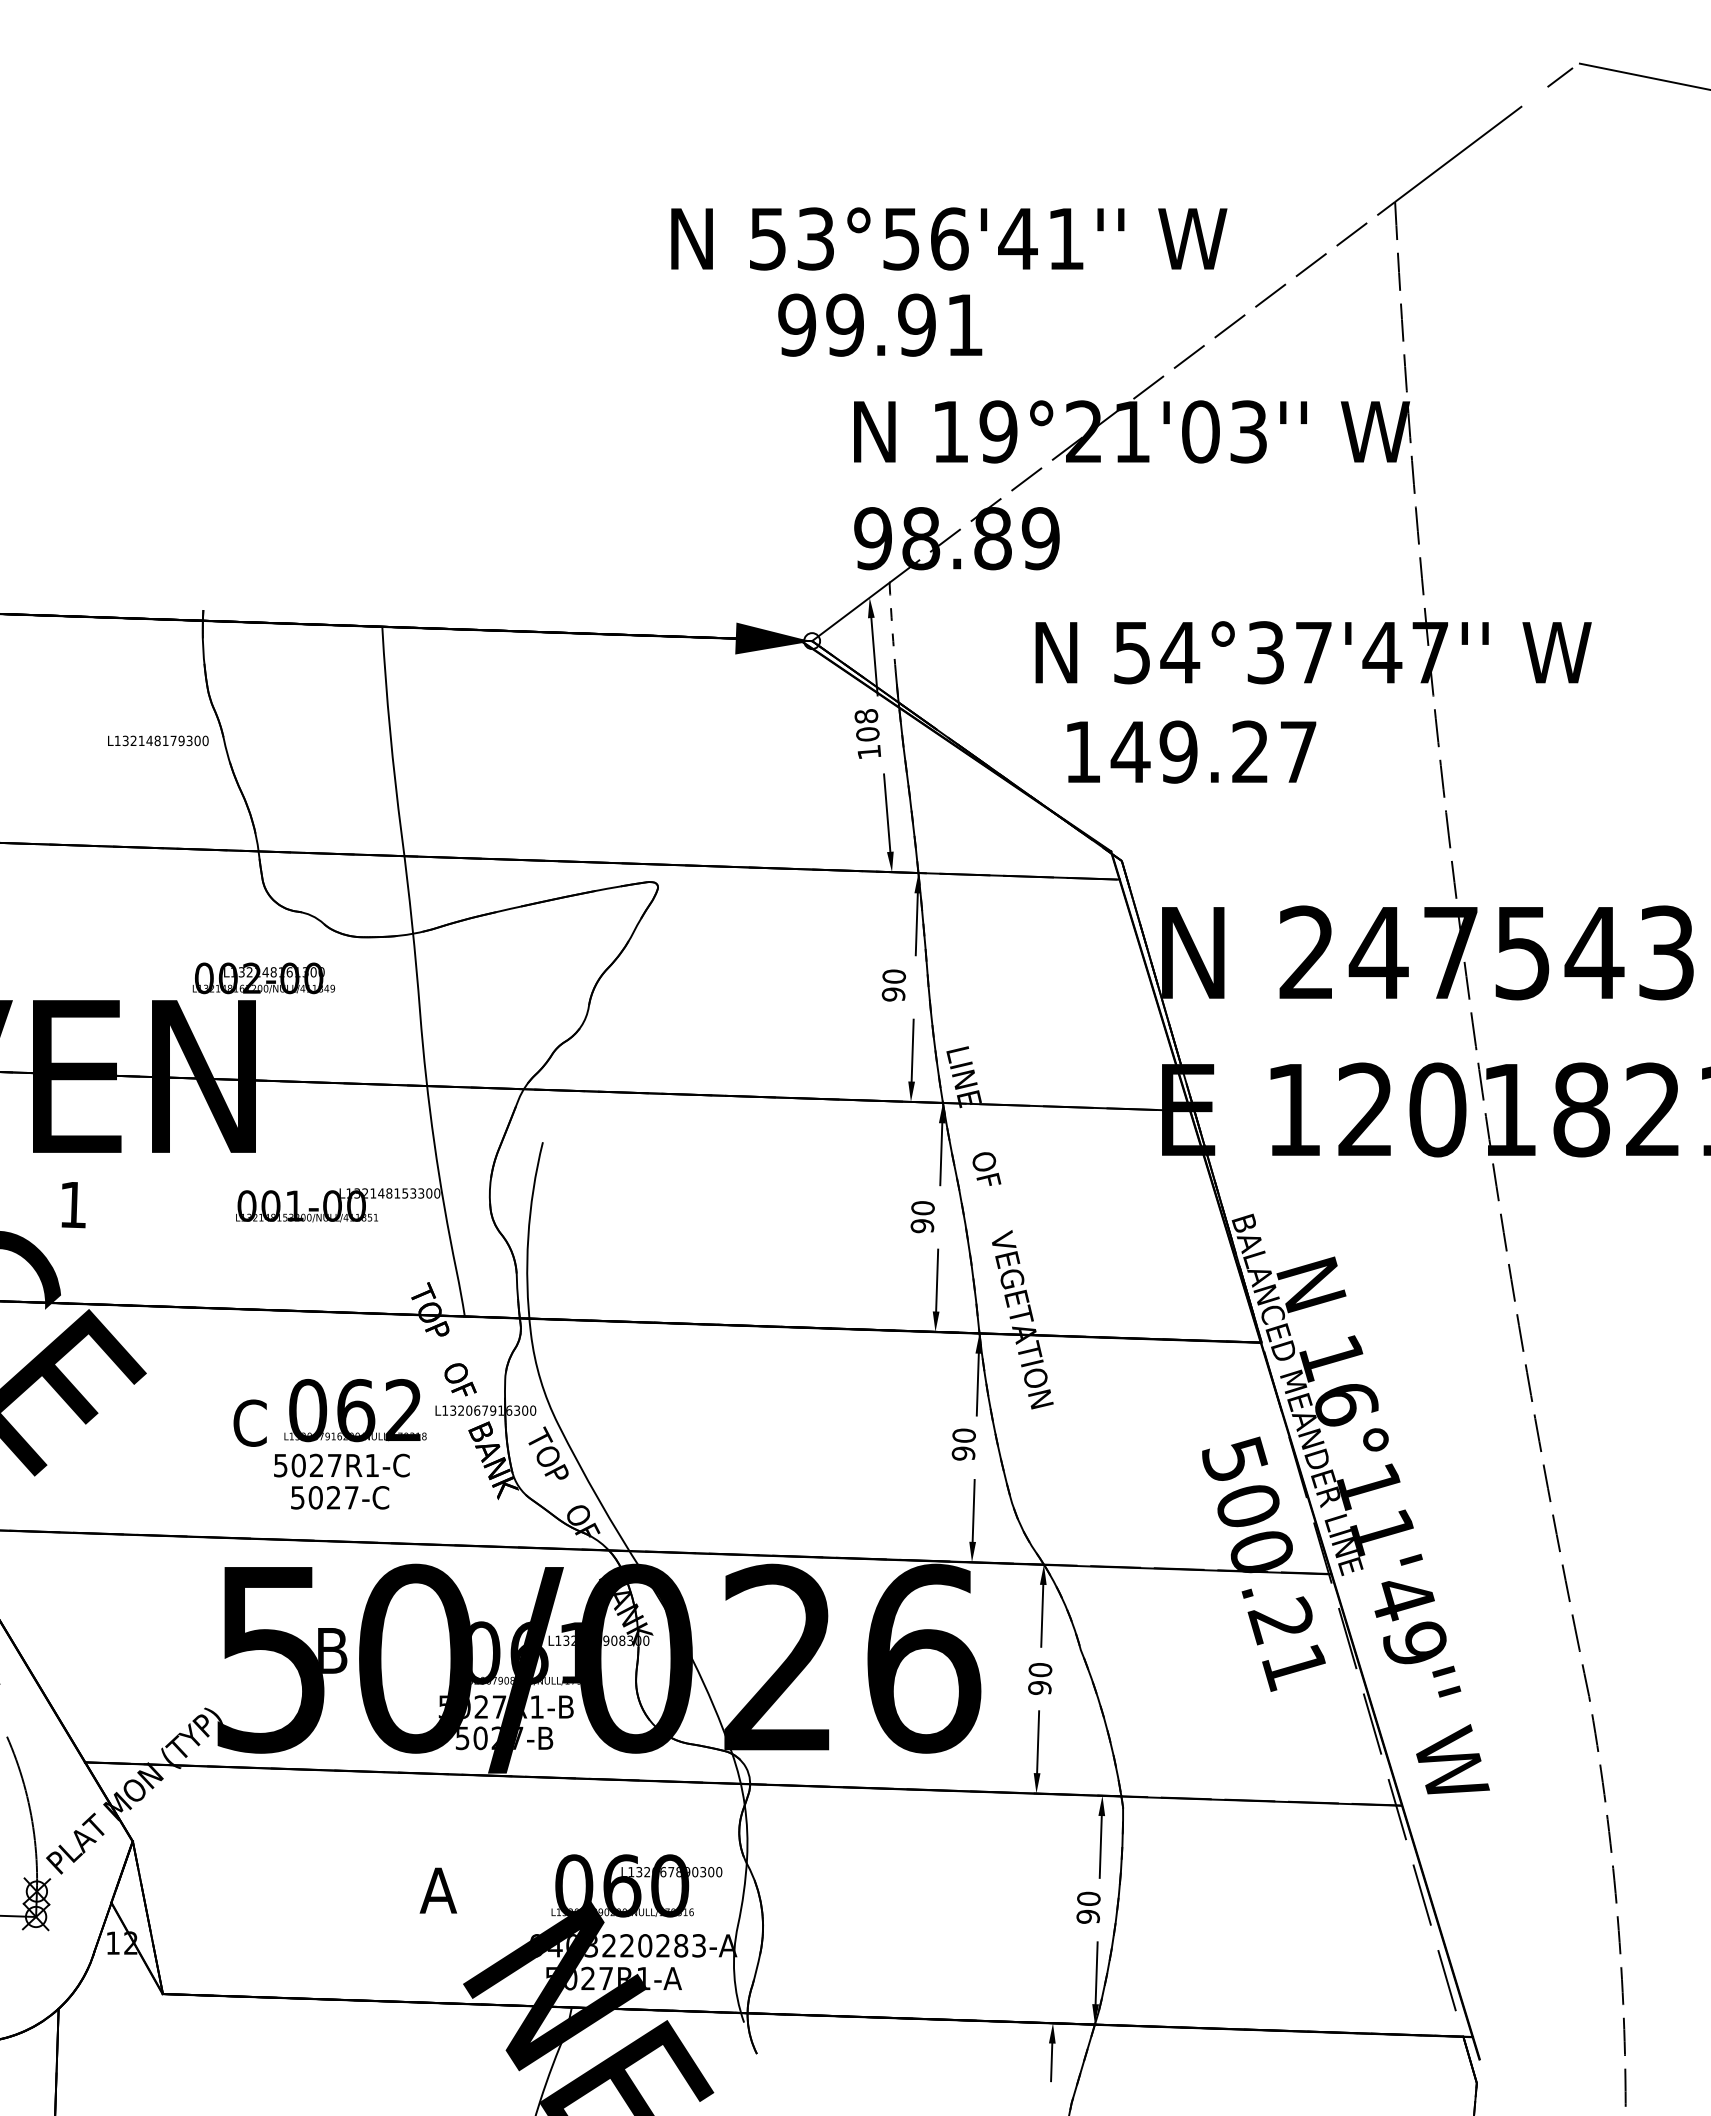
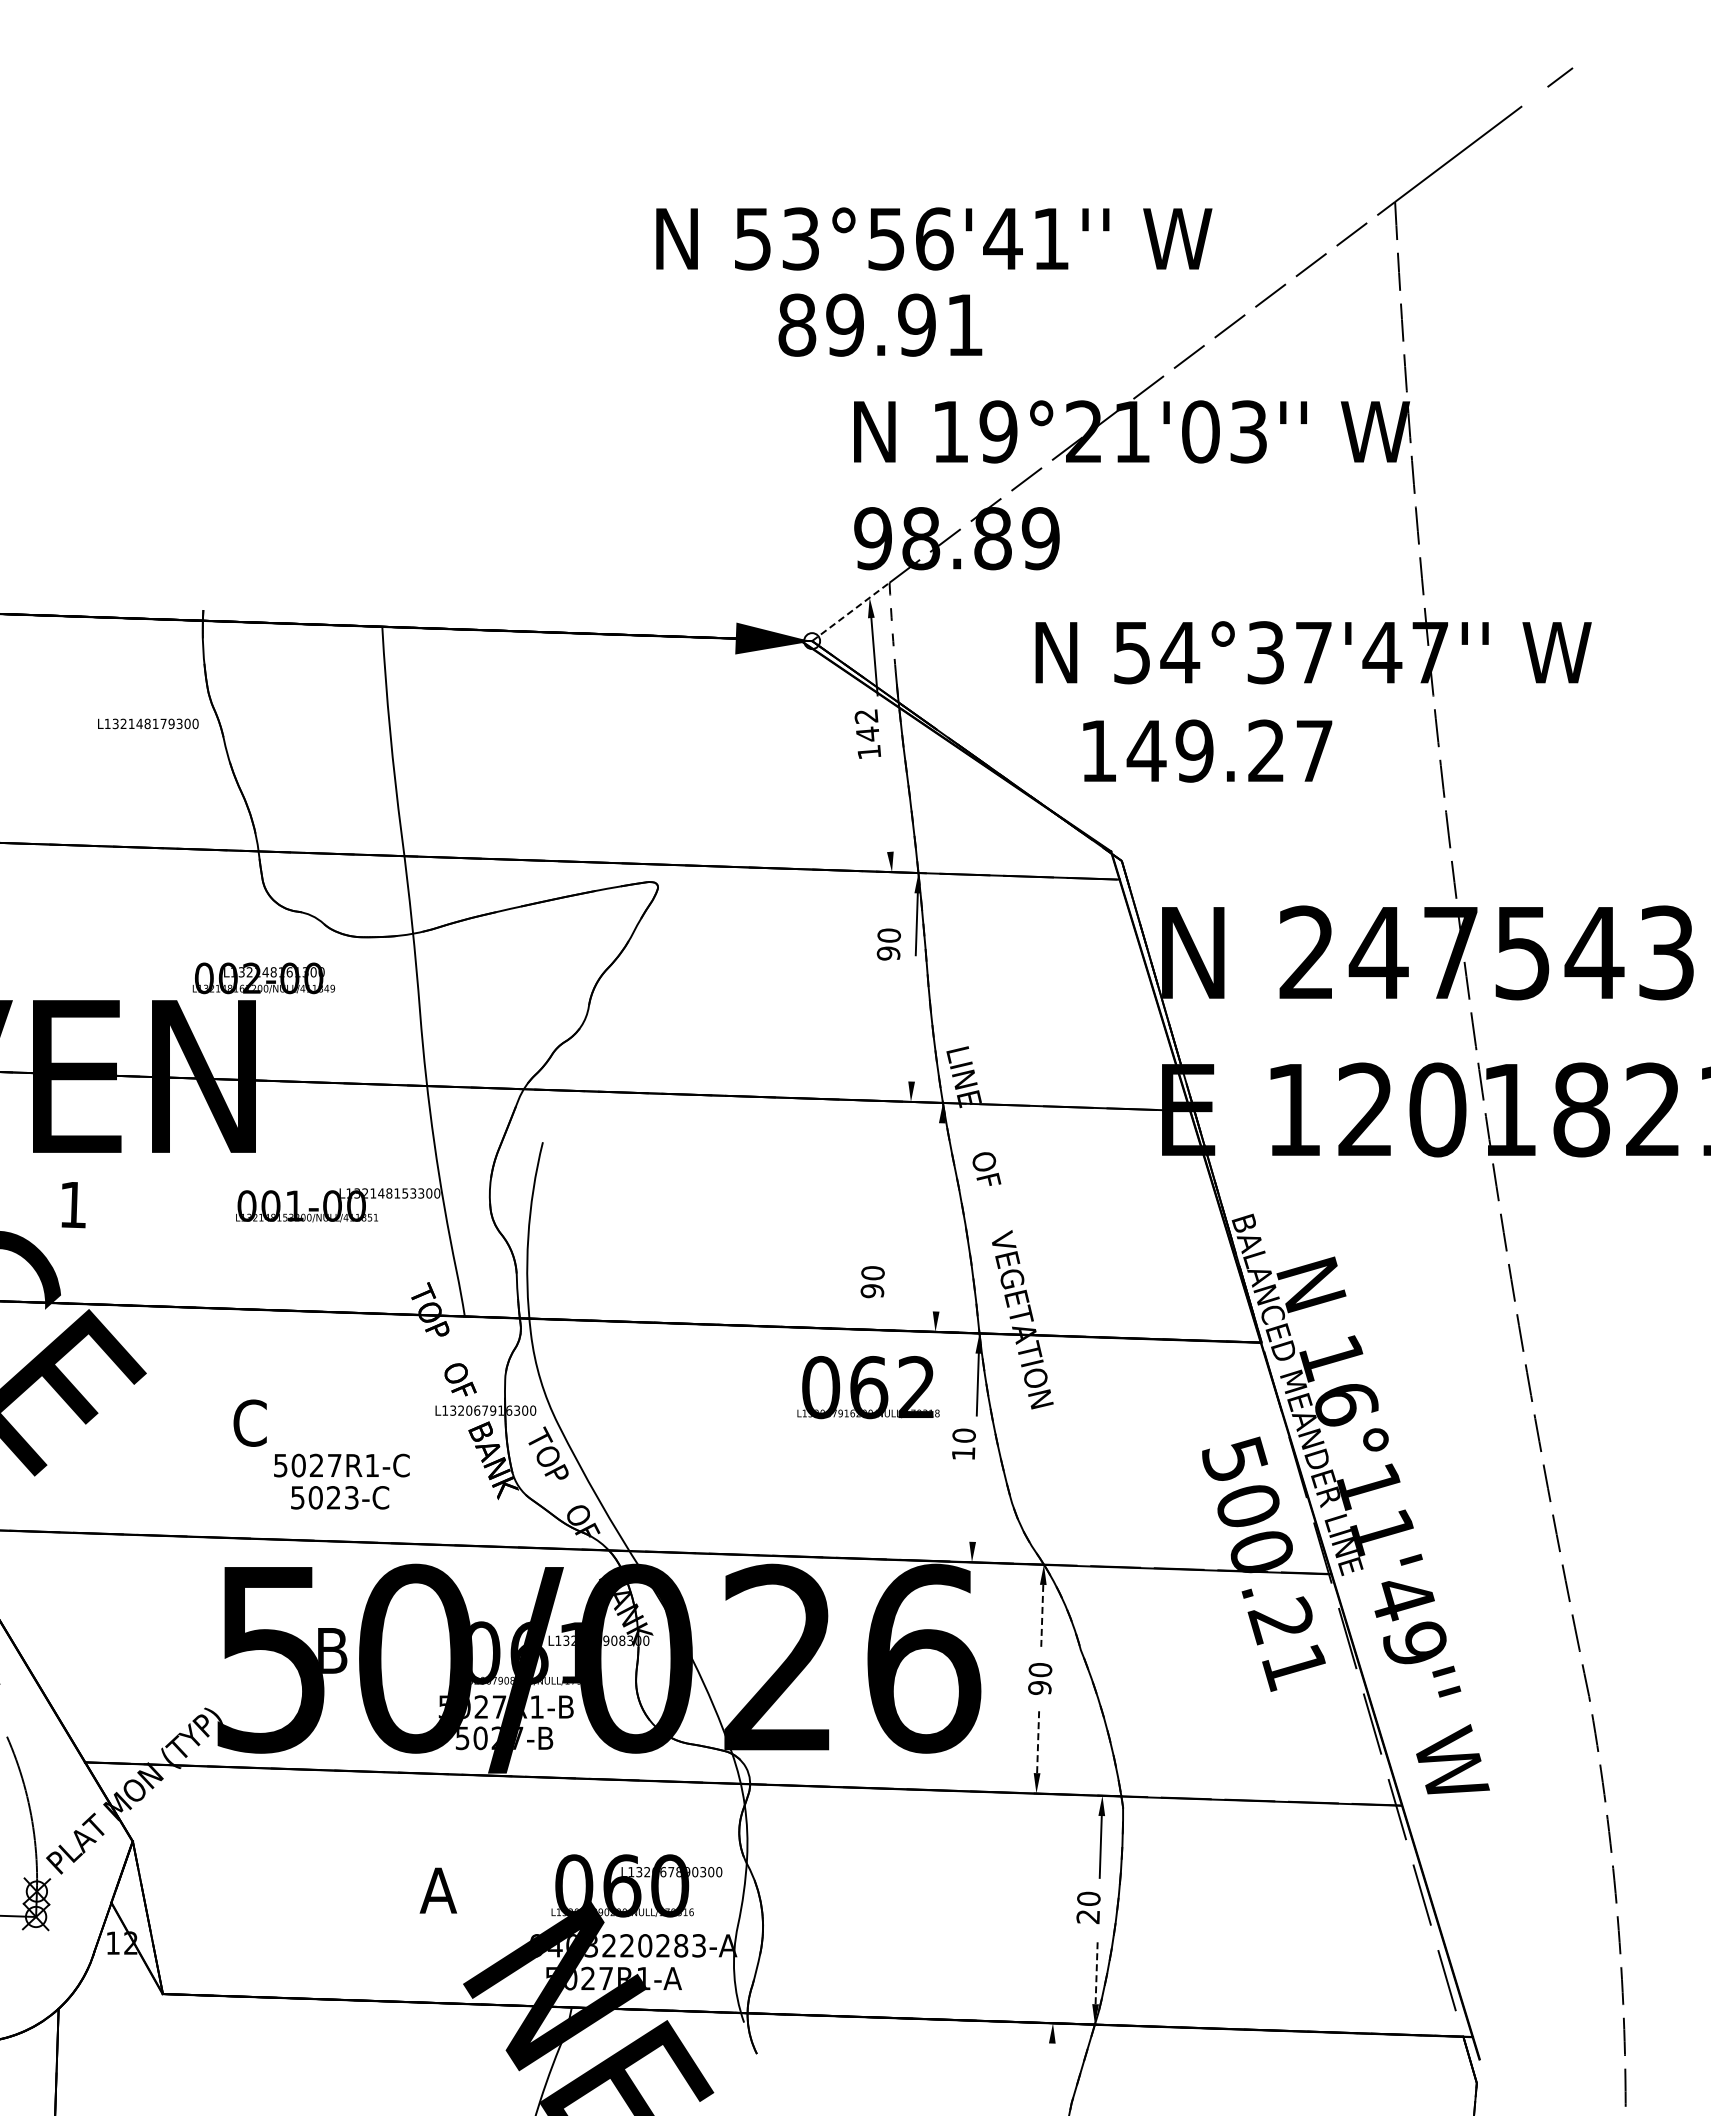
line: present -> none (1642, 76)
text position: (949, 238) -> (934, 238) (934, 238)
text: 99.91 -> 89.91 (797, 324)
line: solid -> dashed (851, 611)
text: 108 -> 142 (866, 725)
text position: (158, 740) -> (148, 723) (148, 723)
text position: (1191, 751) -> (1207, 750) (1207, 750)
line: present -> none (887, 812)
text position: (893, 985) -> (888, 944) (888, 944)
line: present -> none (912, 1050)
line: present -> none (941, 1154)
text position: (922, 1217) -> (872, 1282) (872, 1282)
line: present -> none (937, 1280)
text position: (355, 1410) -> (868, 1387) (868, 1387)
text: 90 -> 10 (963, 1453)
text: 5027-C -> 5023-C (351, 1497)
line: present -> none (973, 1510)
line: solid -> dashed (1042, 1615)
line: solid -> dashed (1038, 1742)
text: 90 -> 20 (1088, 1916)
line: solid -> dashed (1096, 1973)
line: present -> none (1051, 2062)
